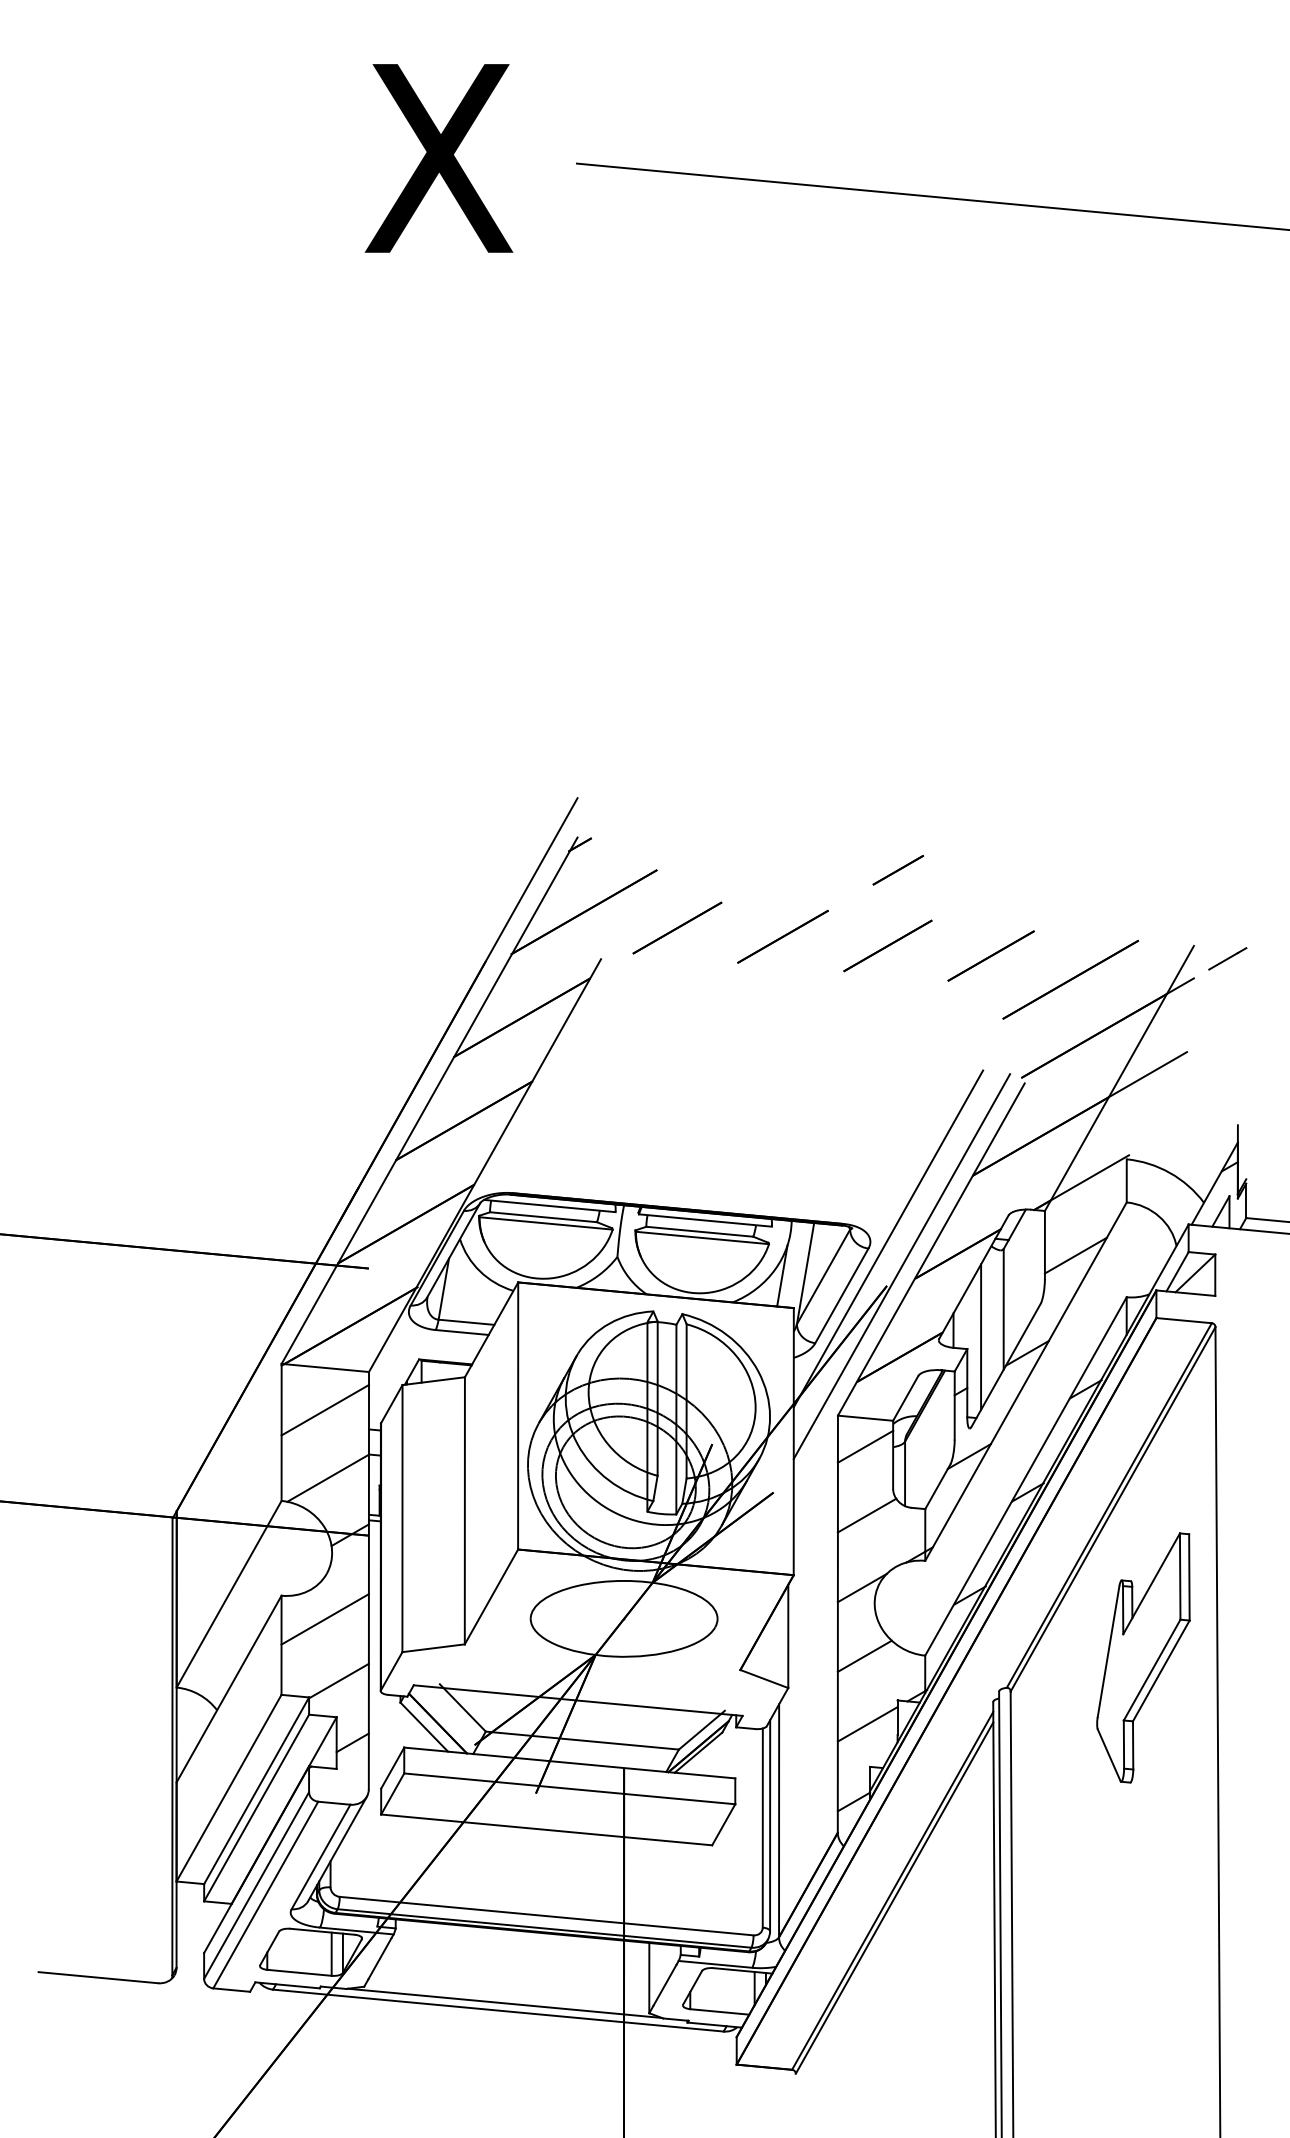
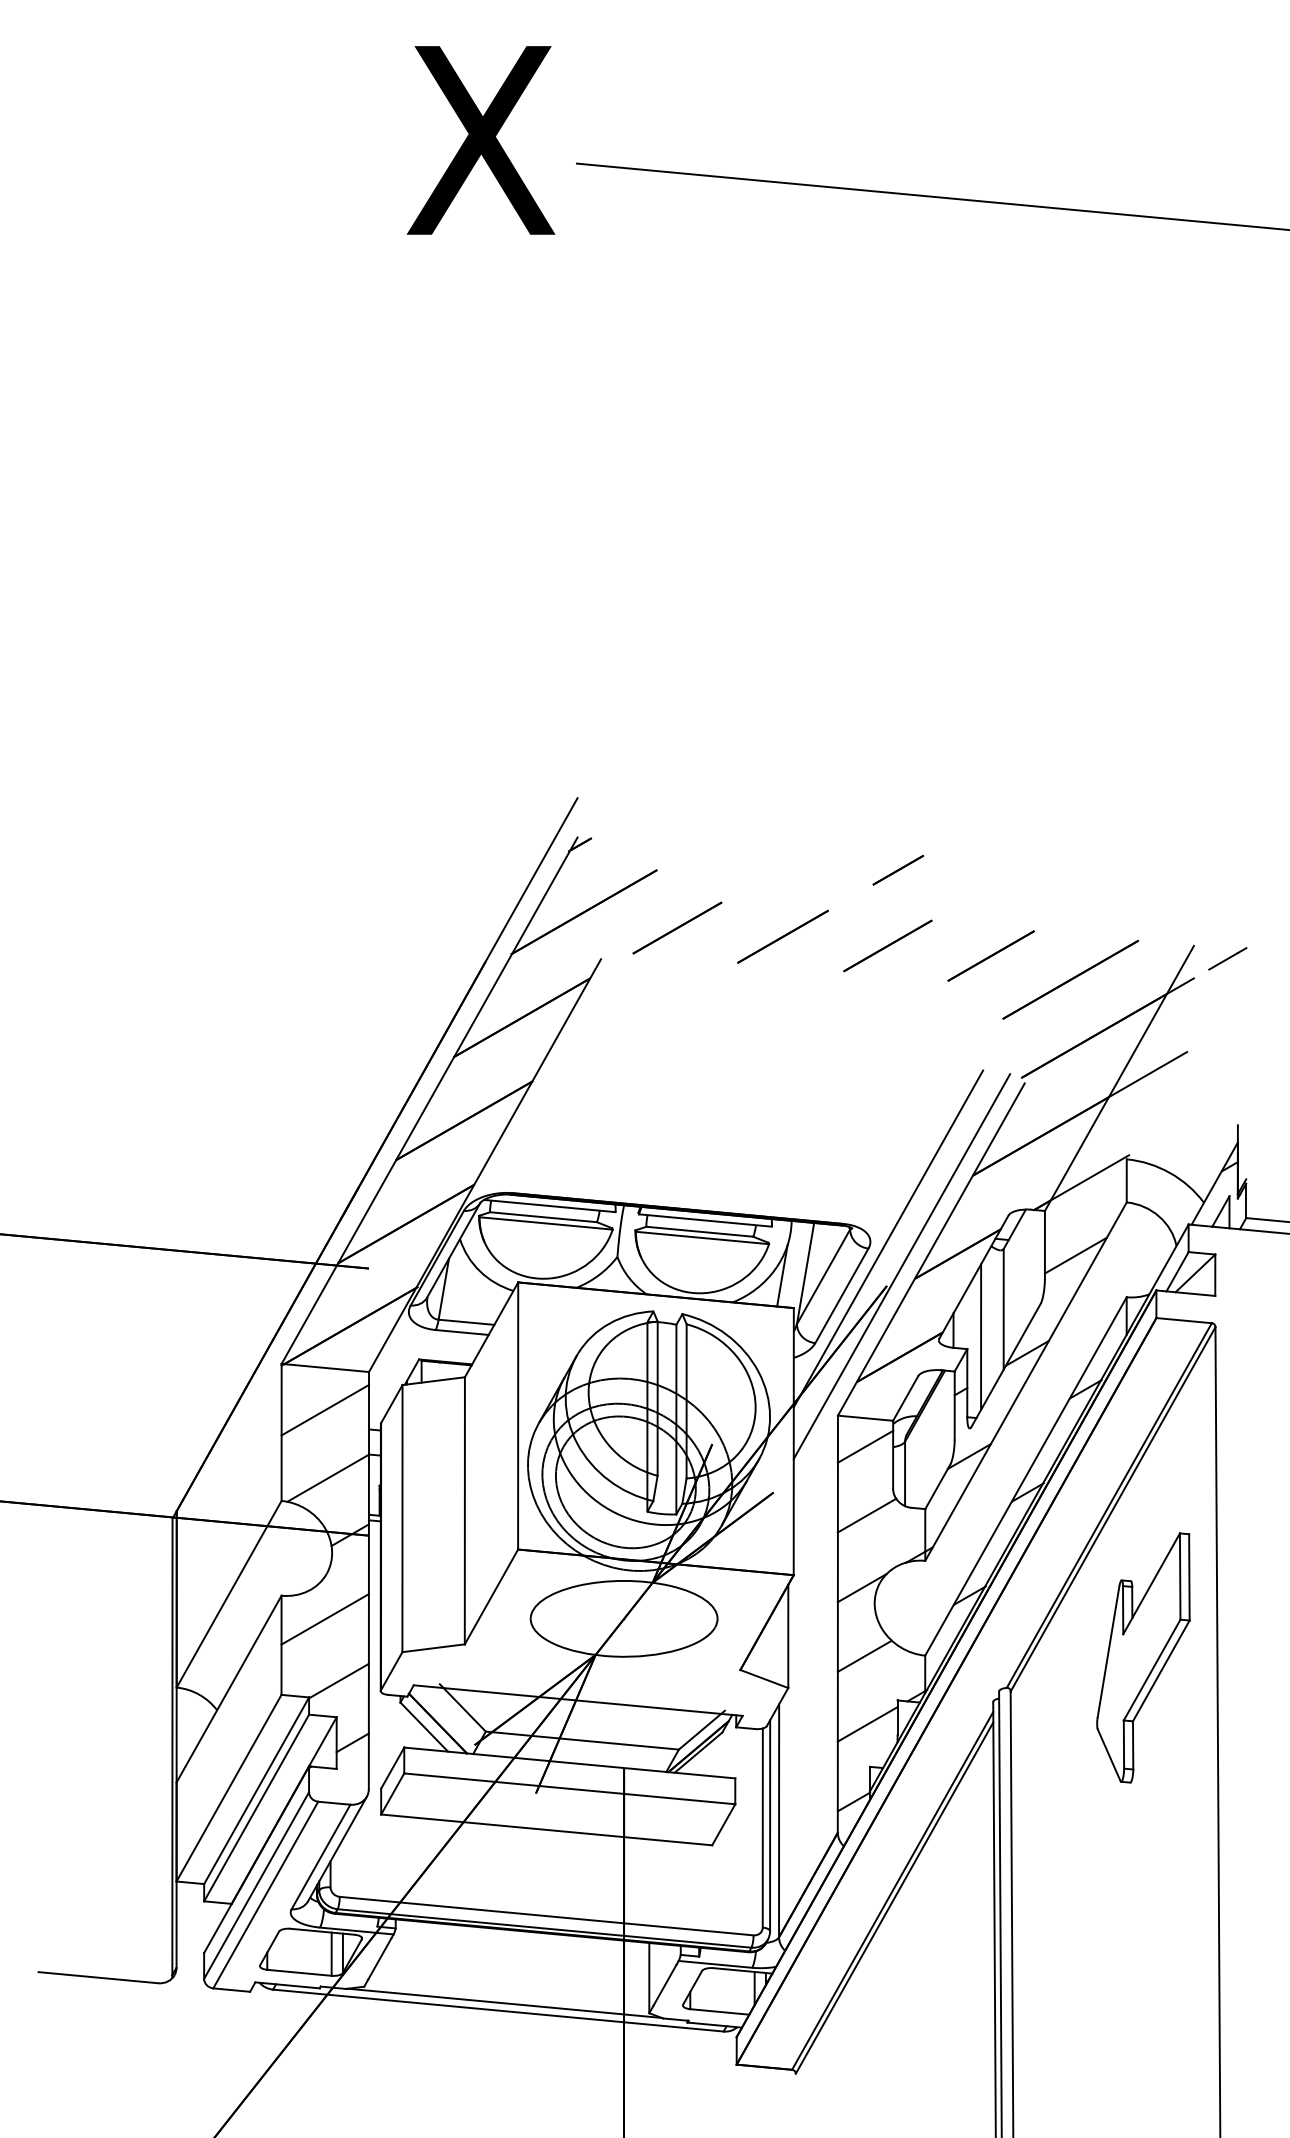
text position: (438, 158) -> (480, 140) (480, 140)
